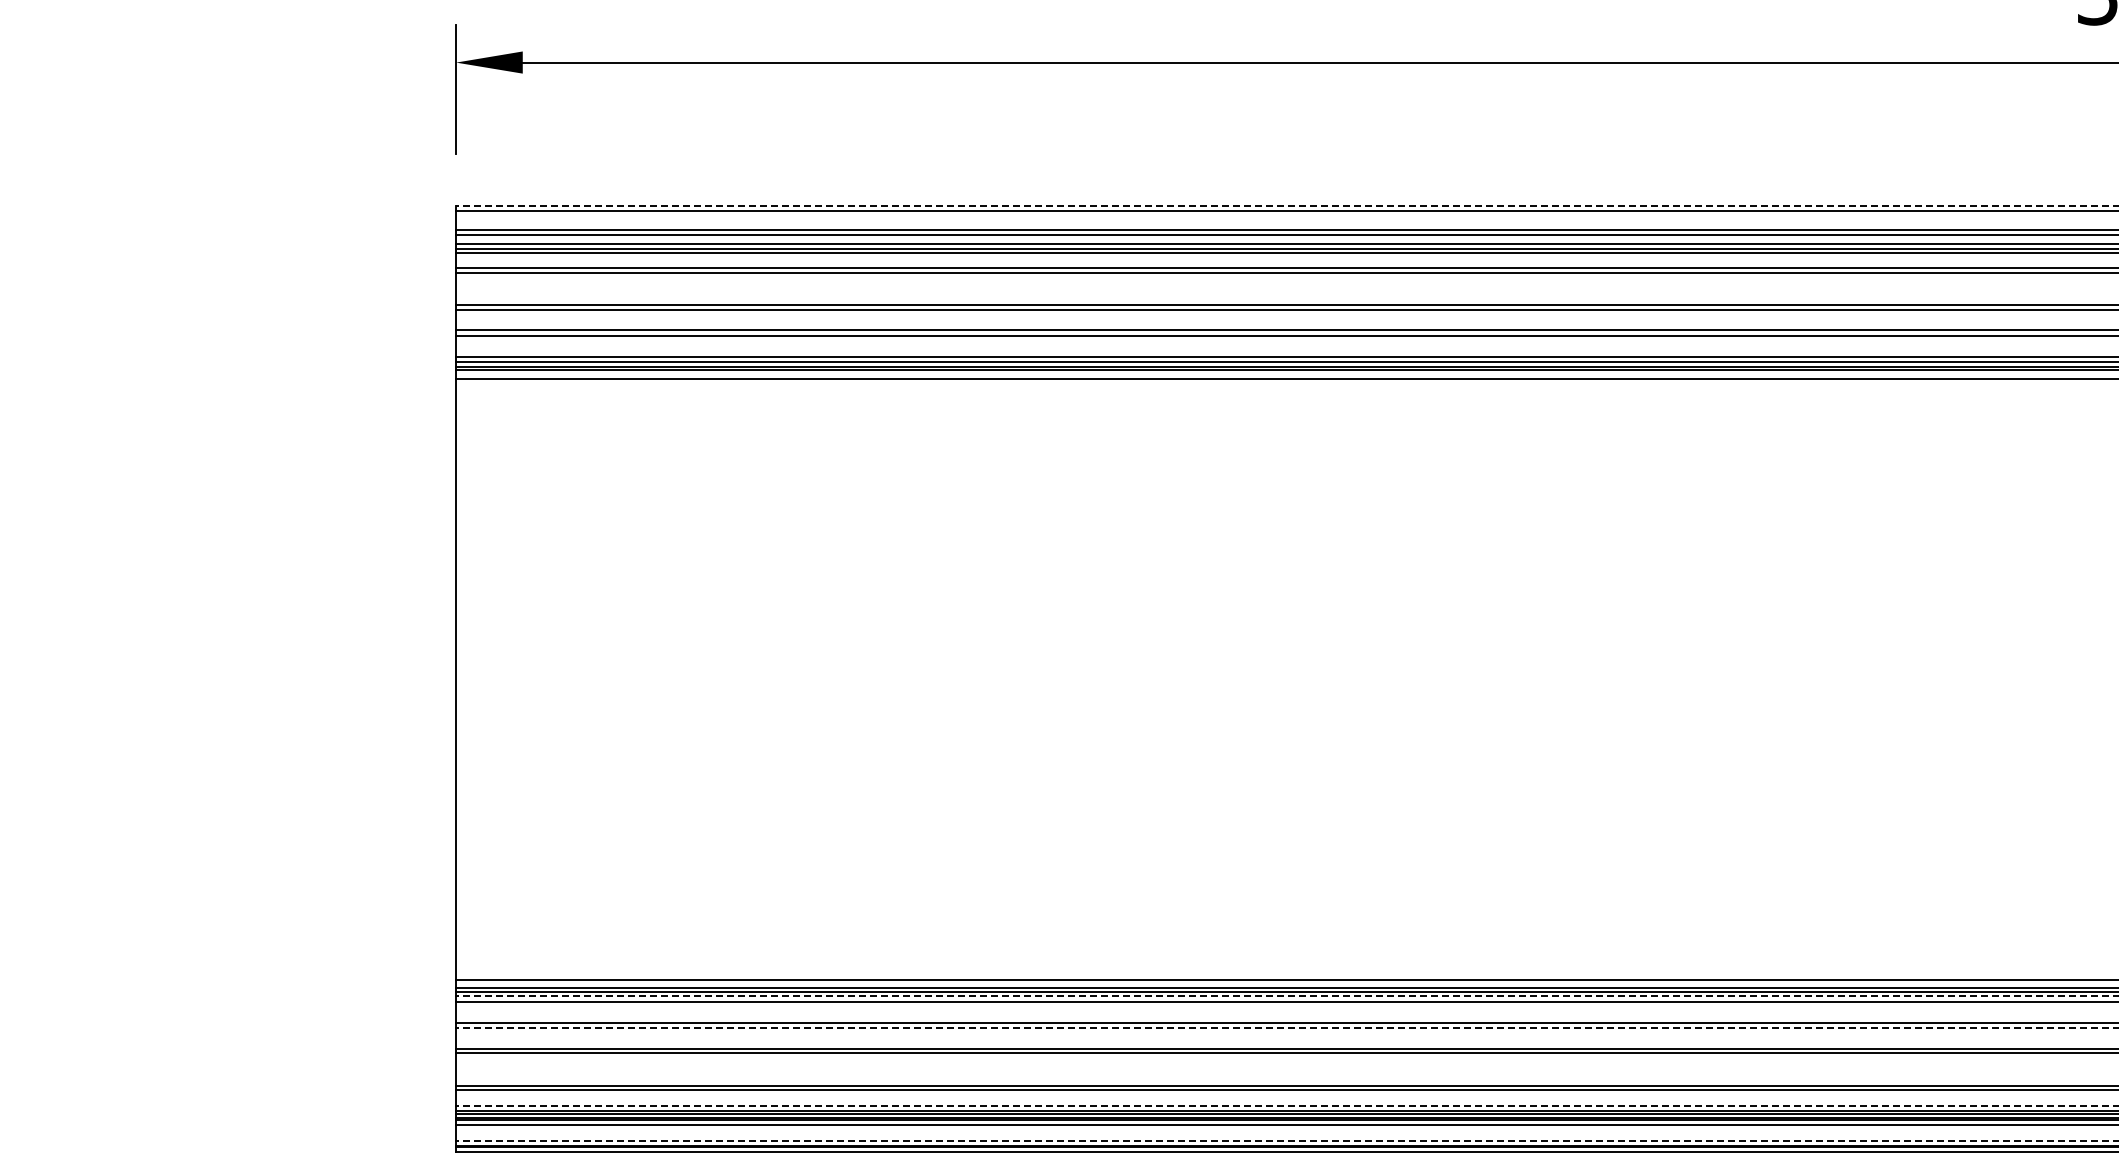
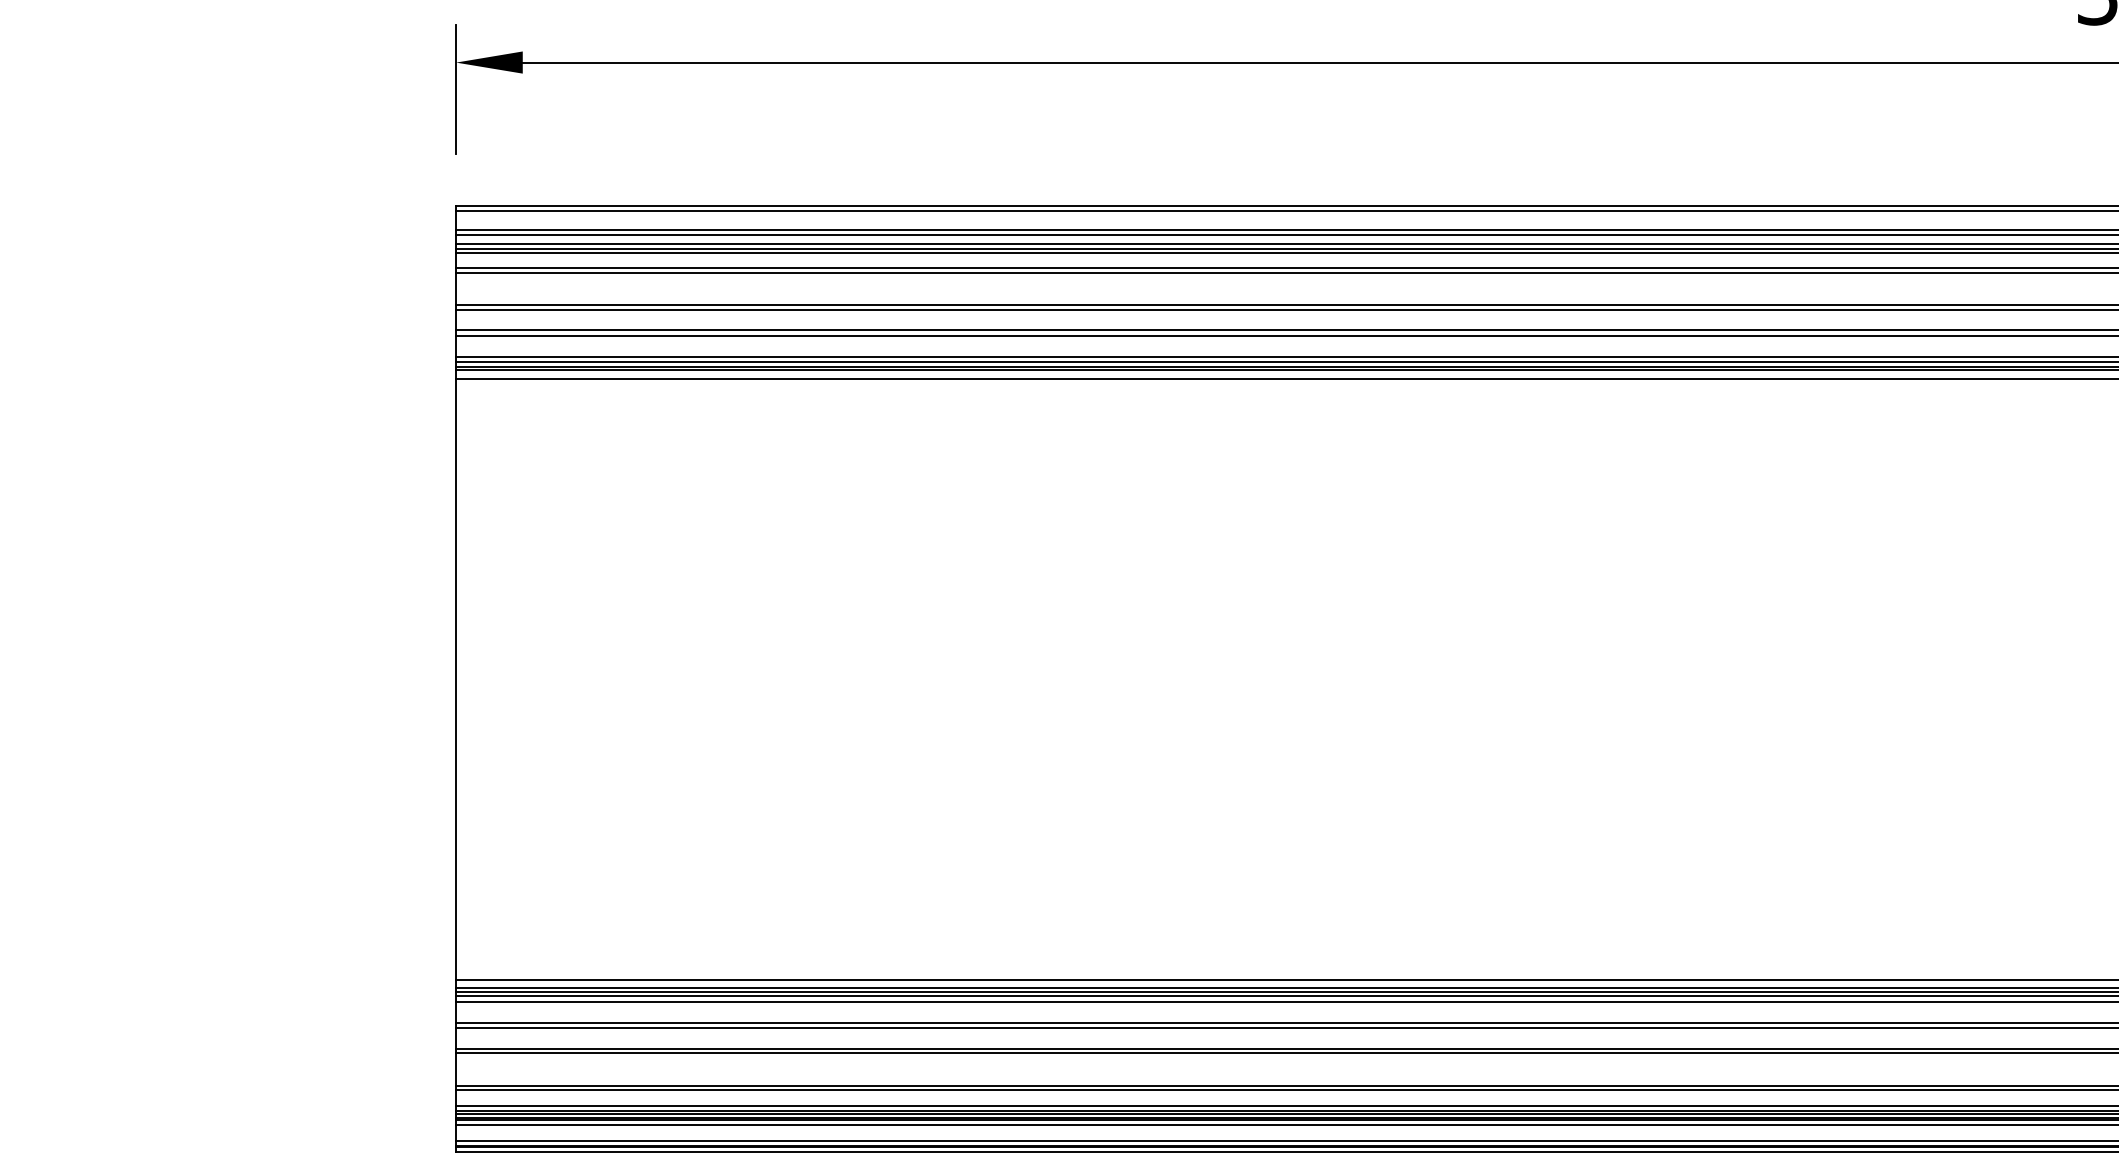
line: dashed -> solid (1287, 206)
line: dashed -> solid (1287, 996)
line: dashed -> solid (1287, 1028)
line: dashed -> solid (1287, 1106)
line: dashed -> solid (1287, 1140)
